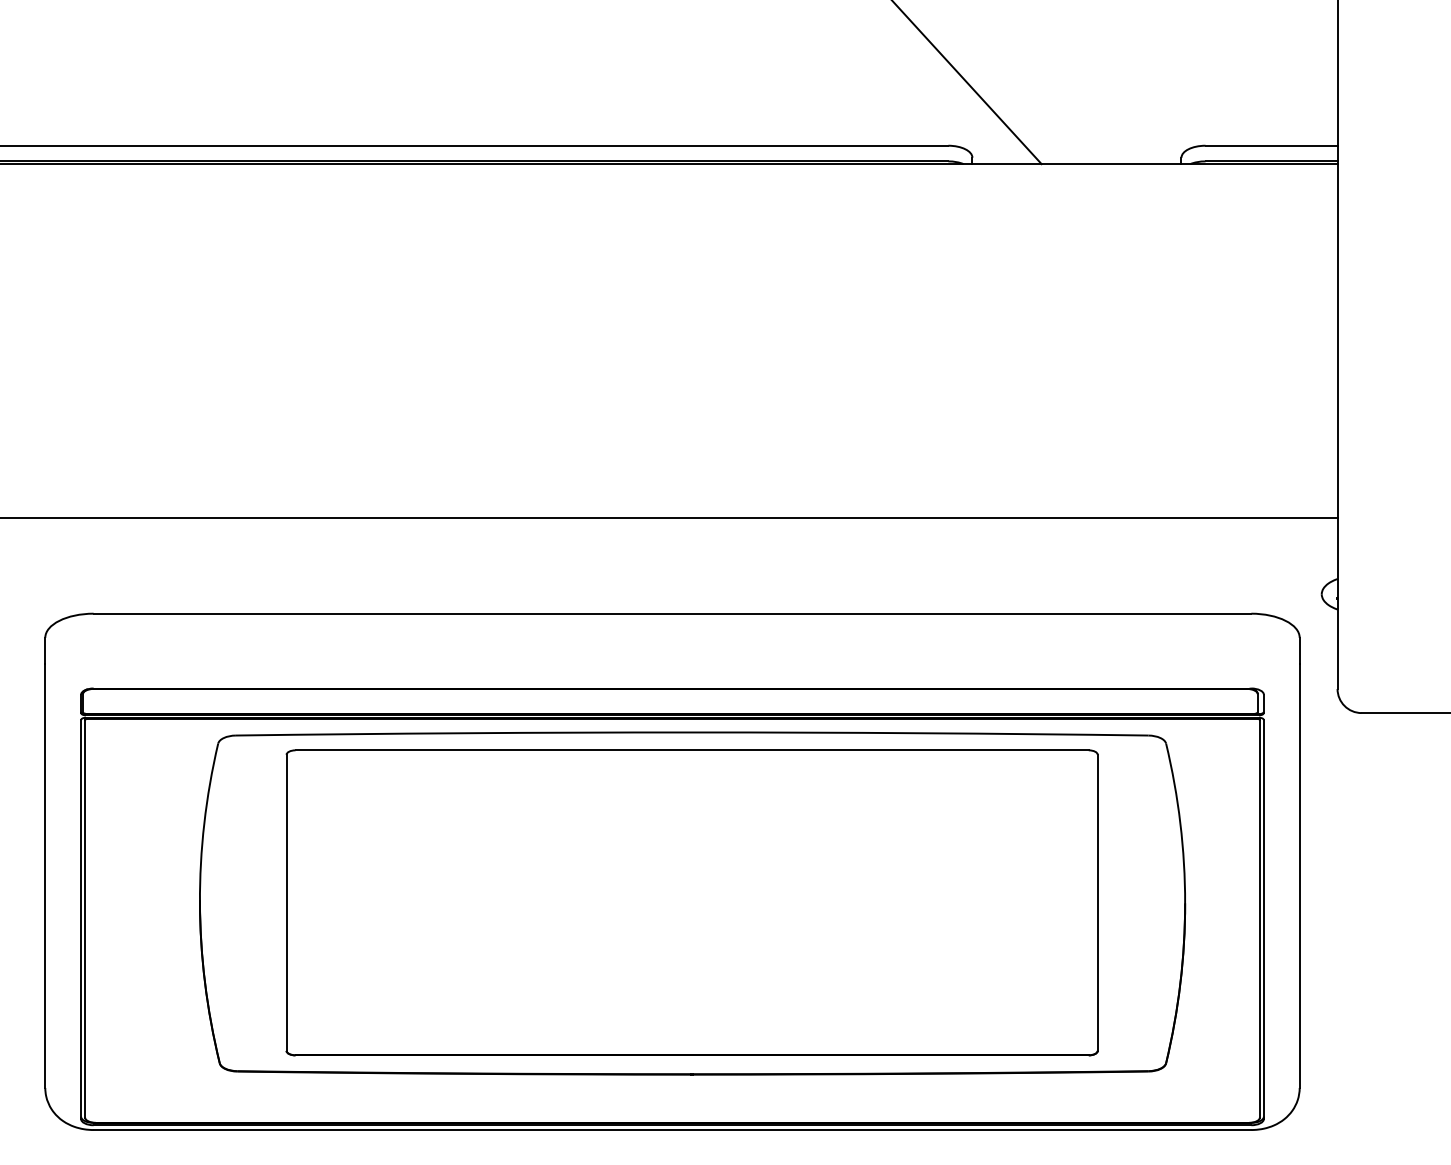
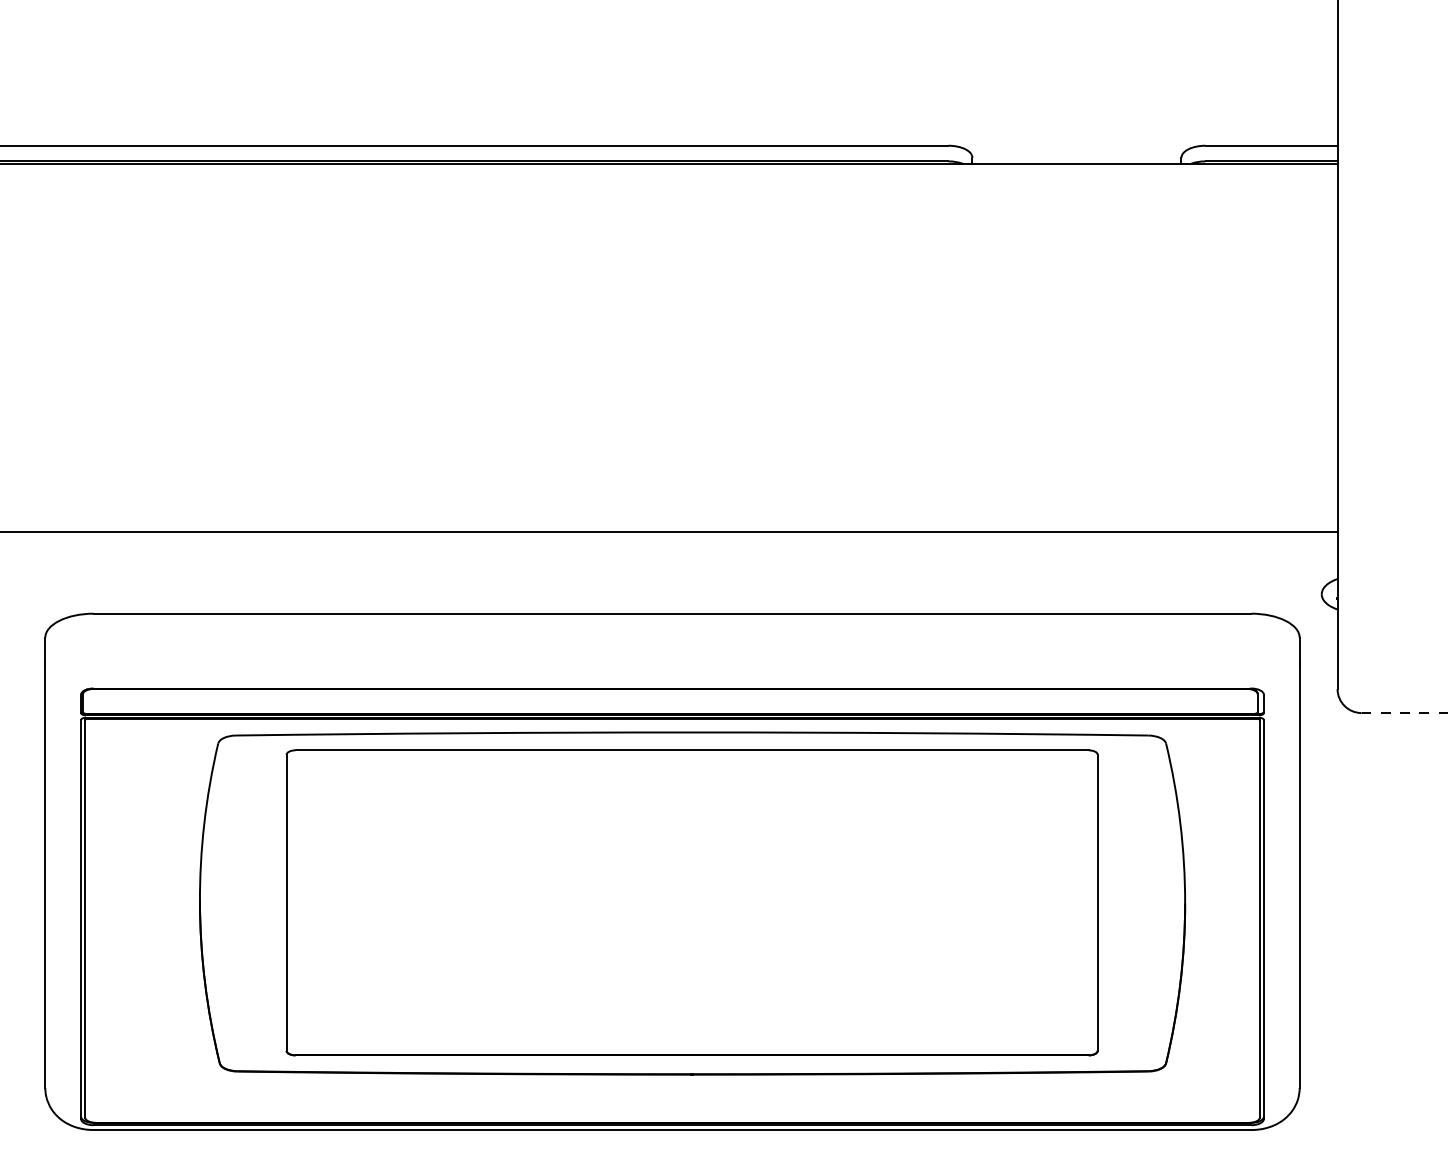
line: present -> none (967, 83)
line position: (669, 518) -> (669, 532) (669, 532)
line: solid -> dashed (1405, 713)
